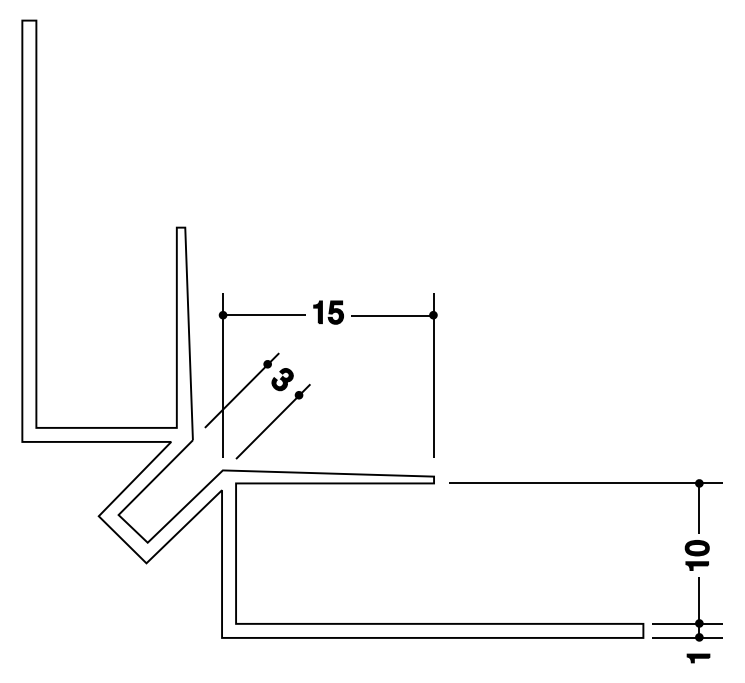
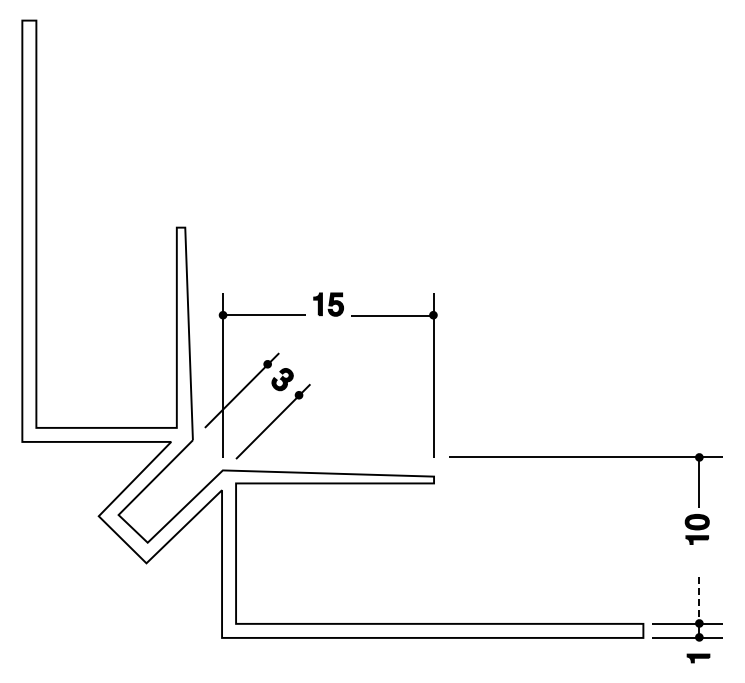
part position: (328, 312) -> (328, 304) (328, 304)
part position: (585, 483) -> (585, 457) (585, 457)
line: solid -> dashed (699, 600)
